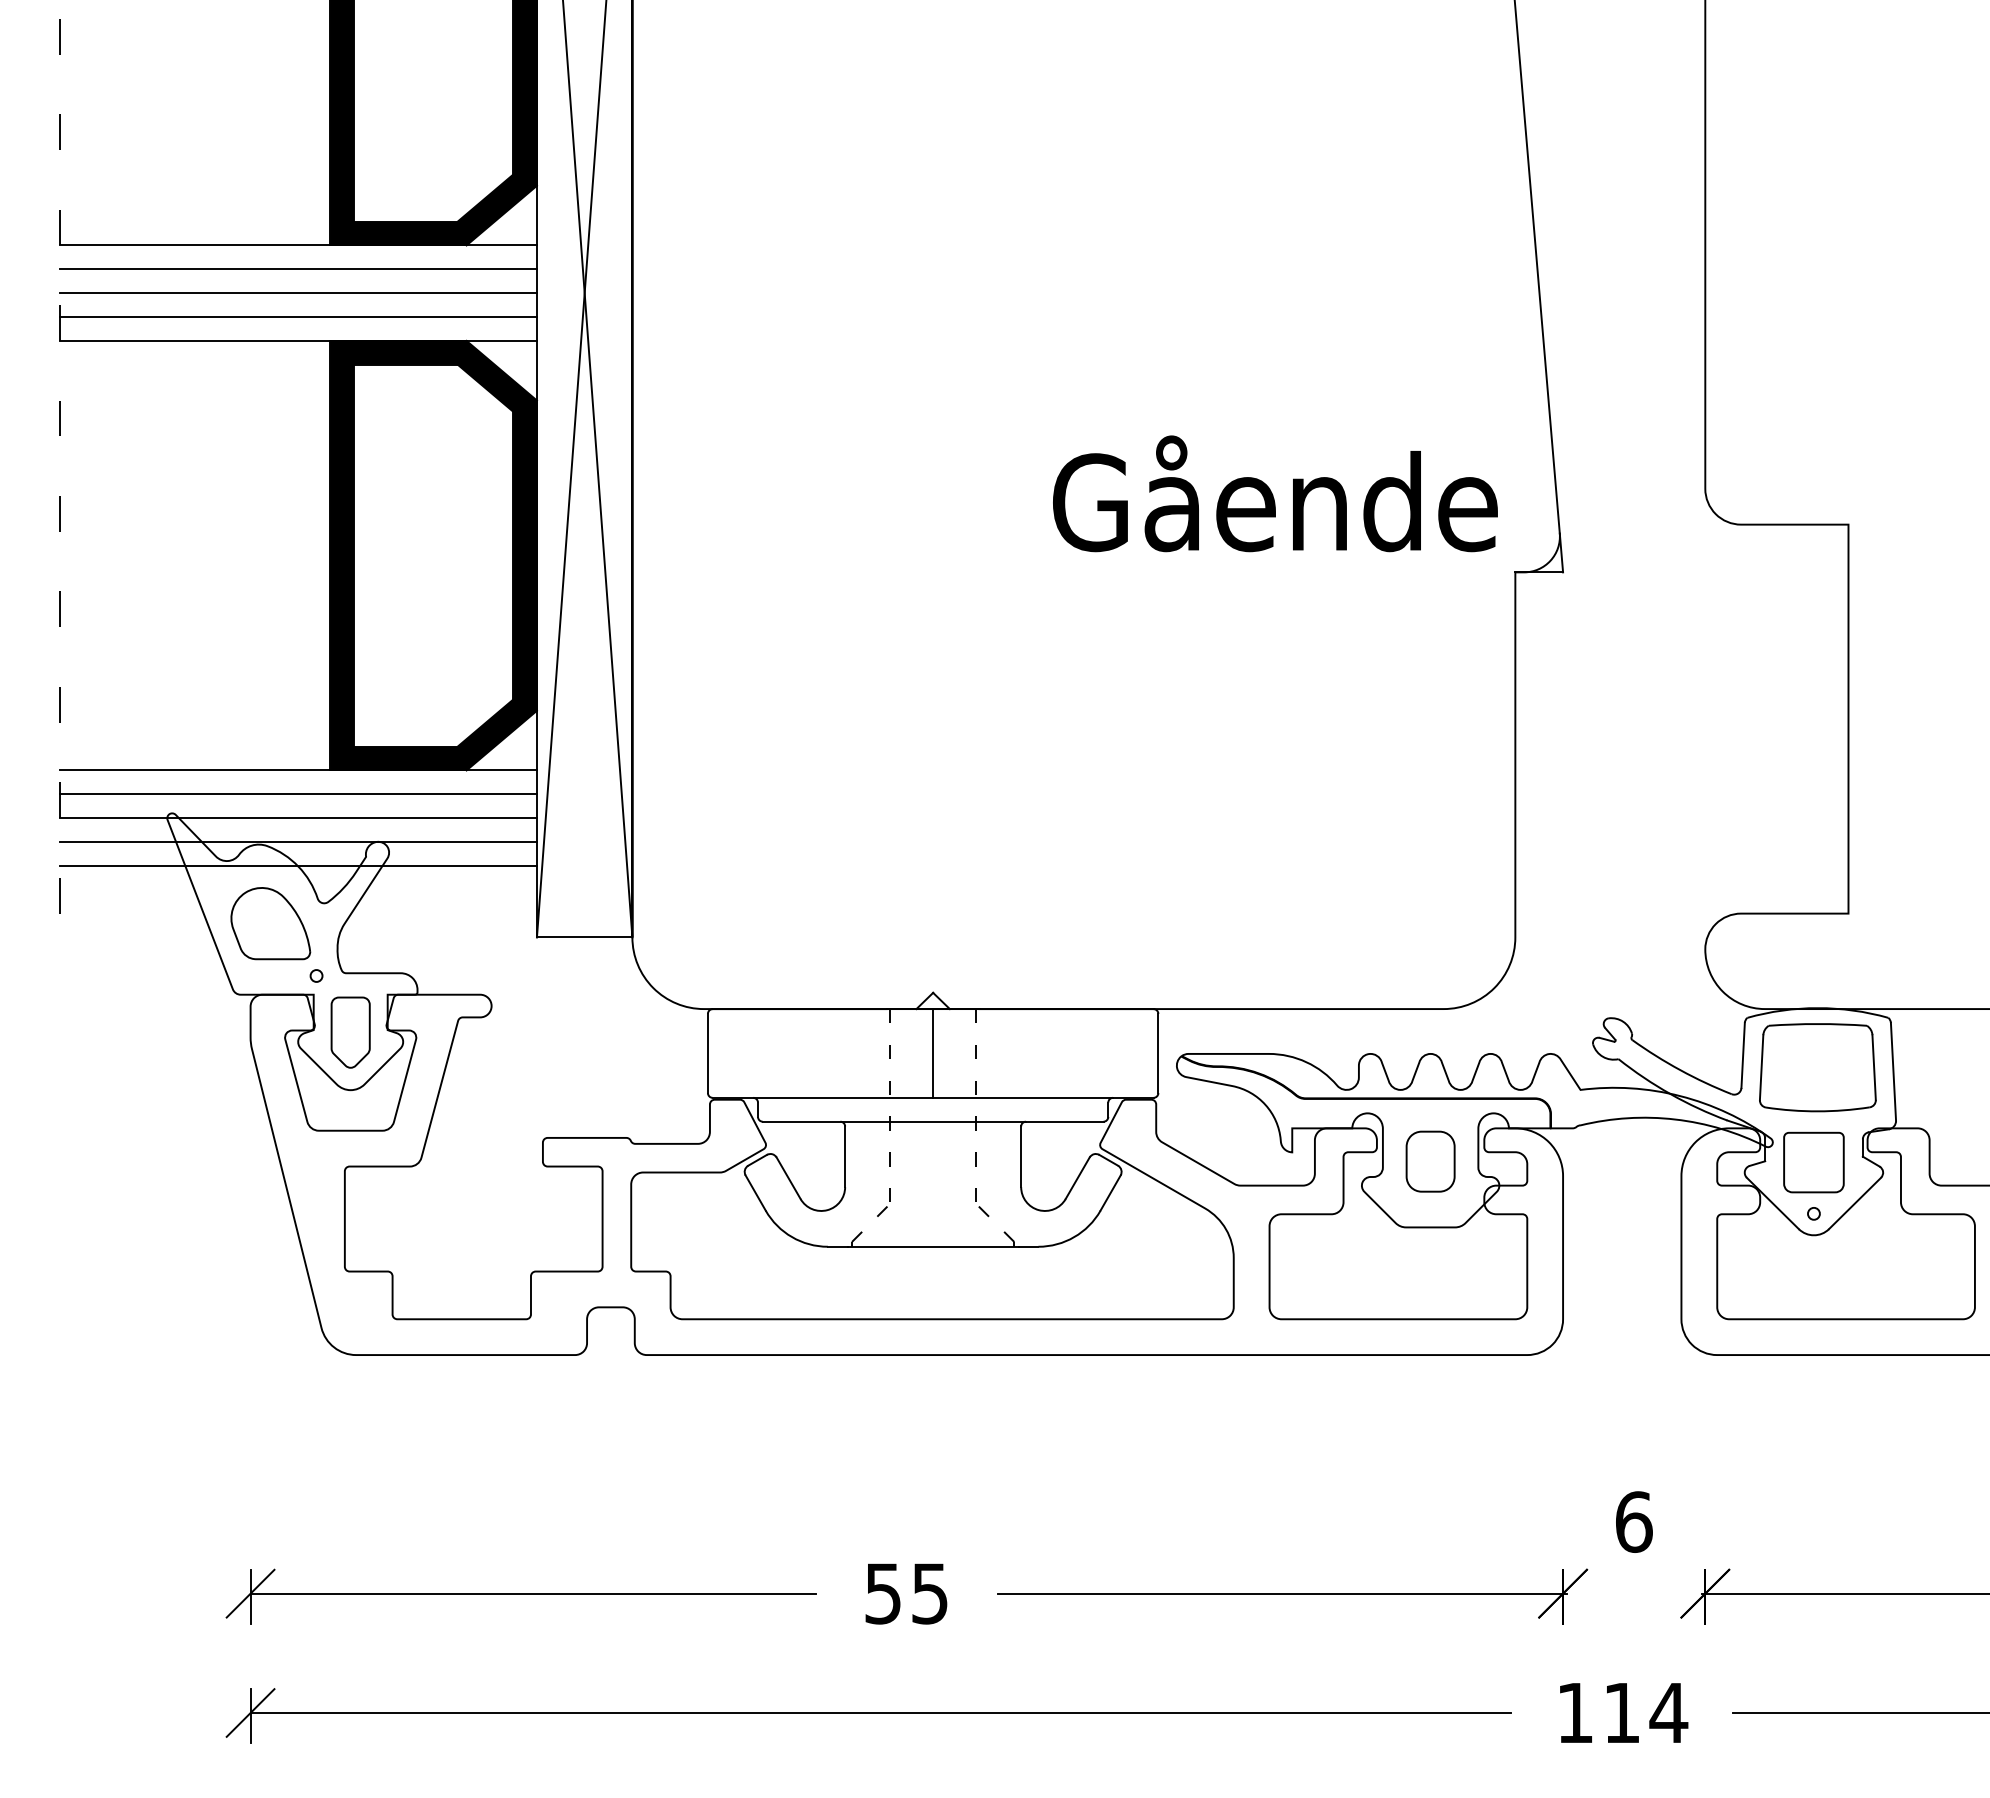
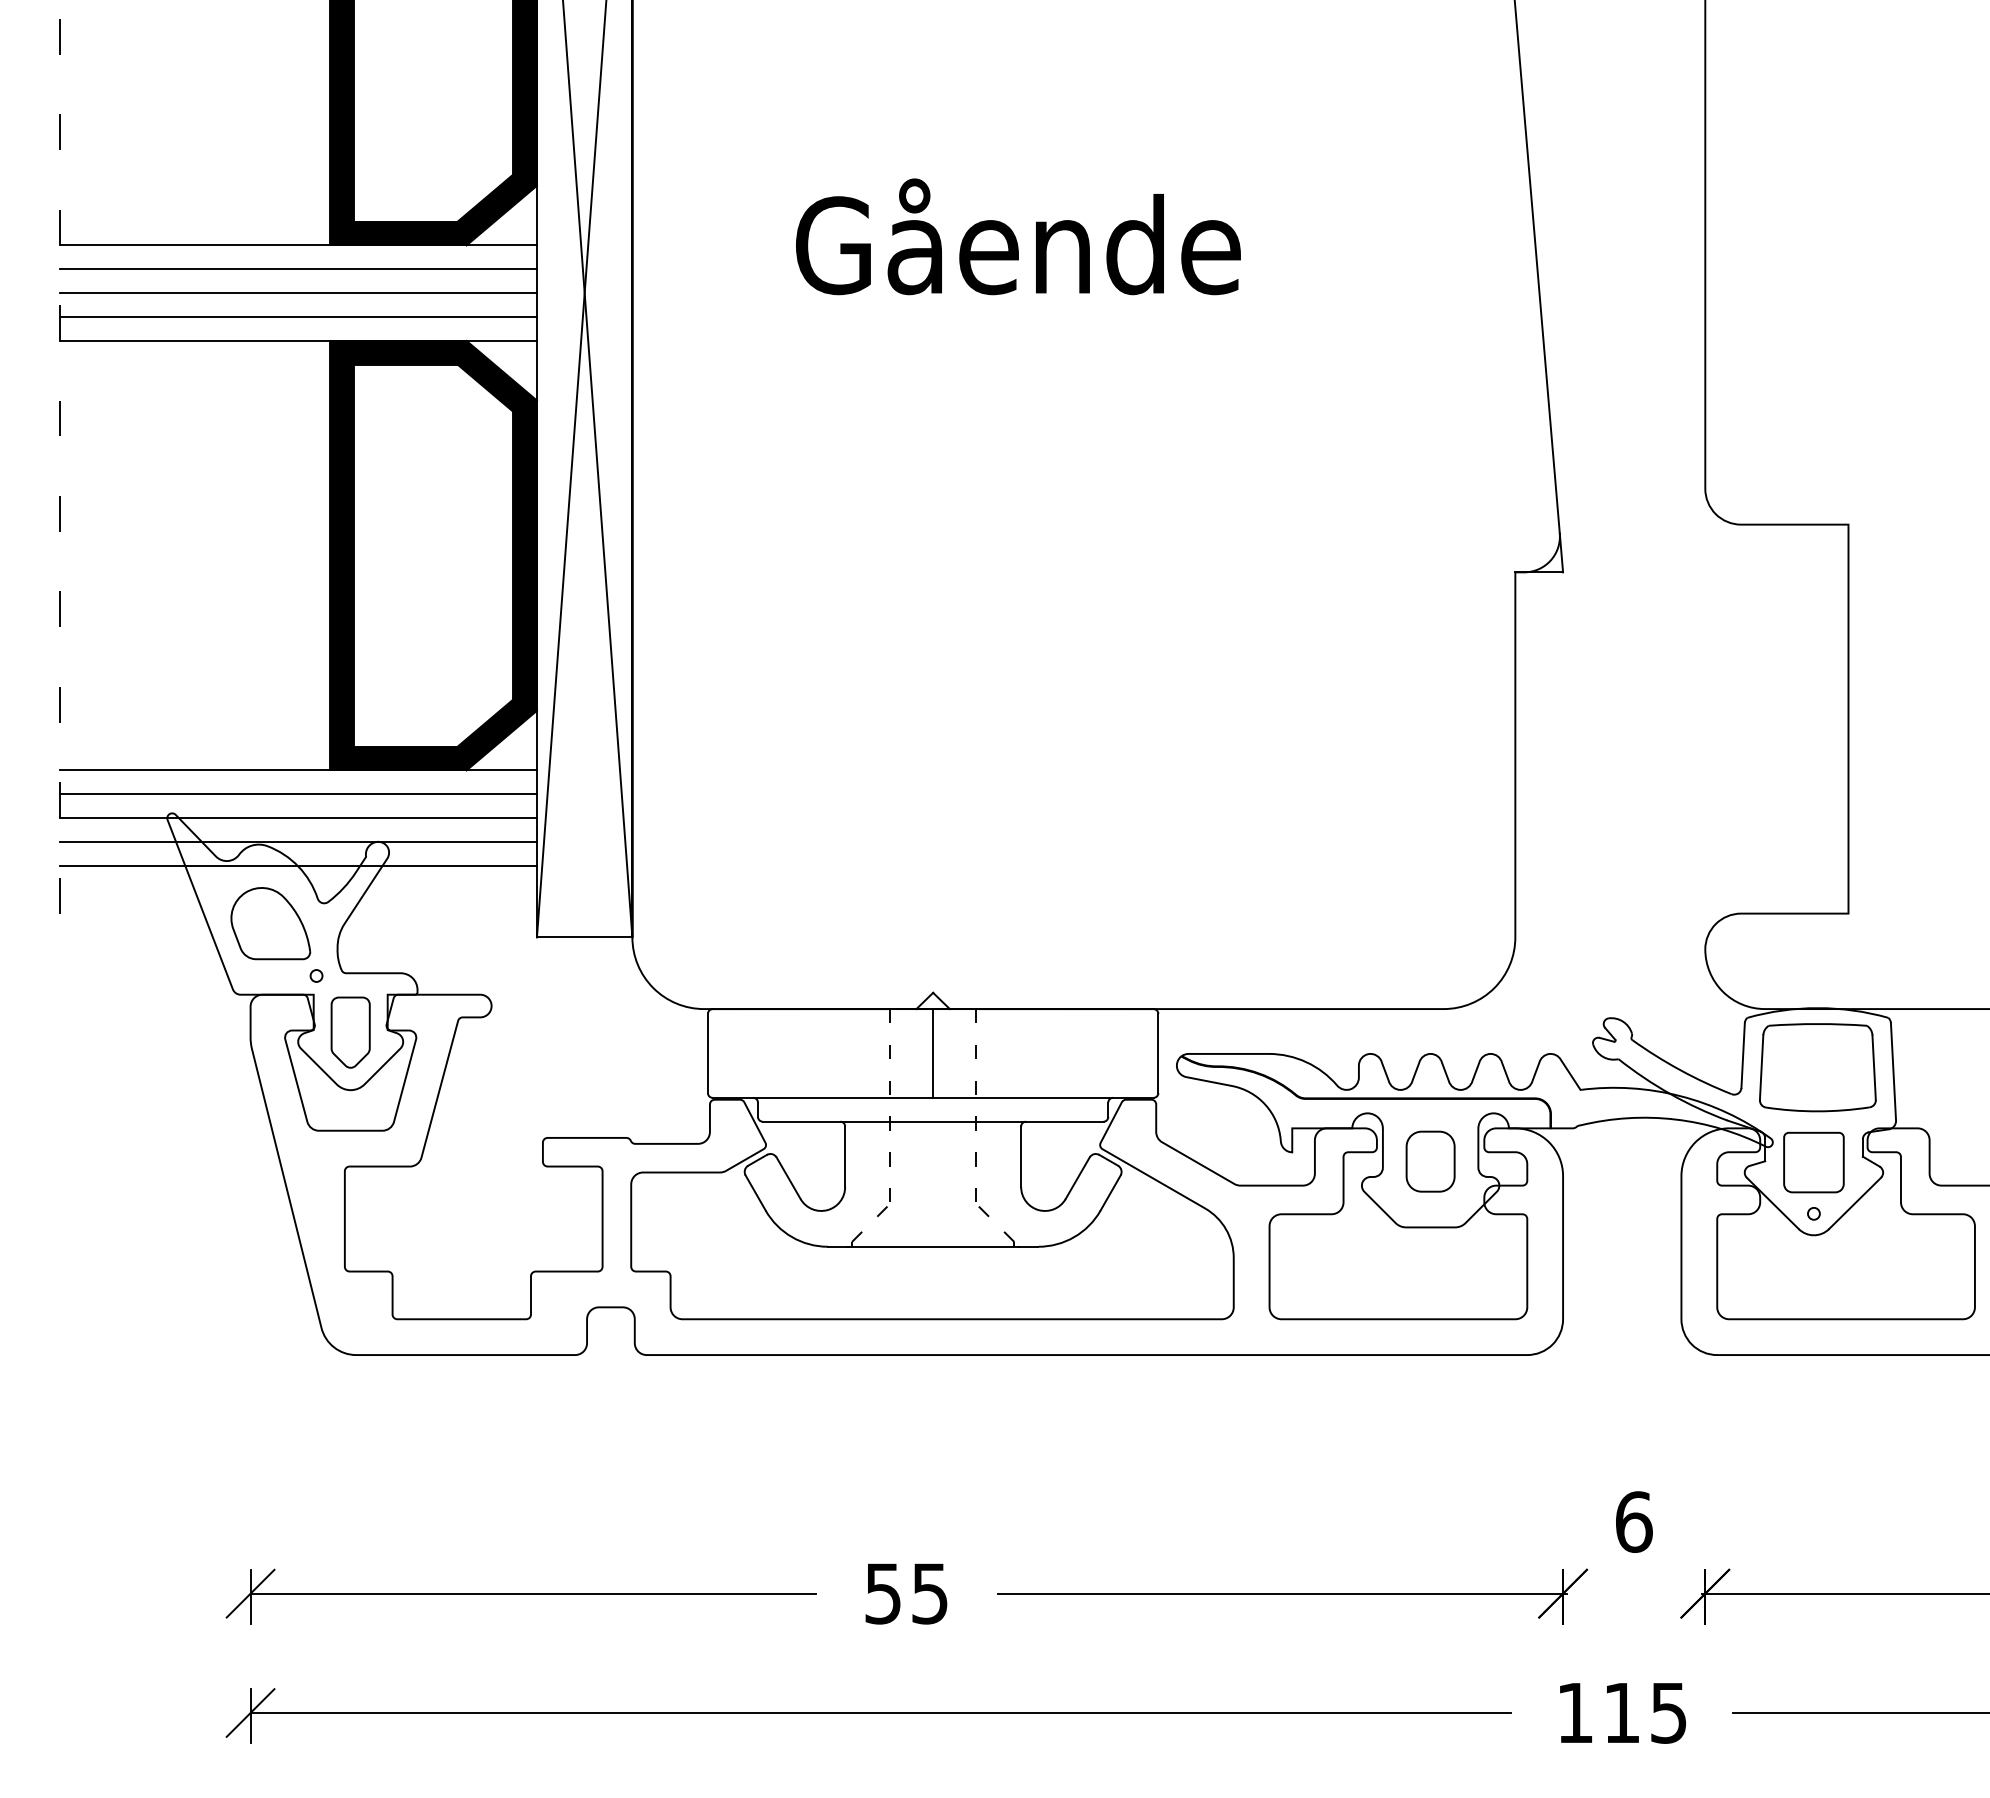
text position: (1275, 493) -> (1018, 236) (1018, 236)
text: 114 -> 115 (1668, 1713)
